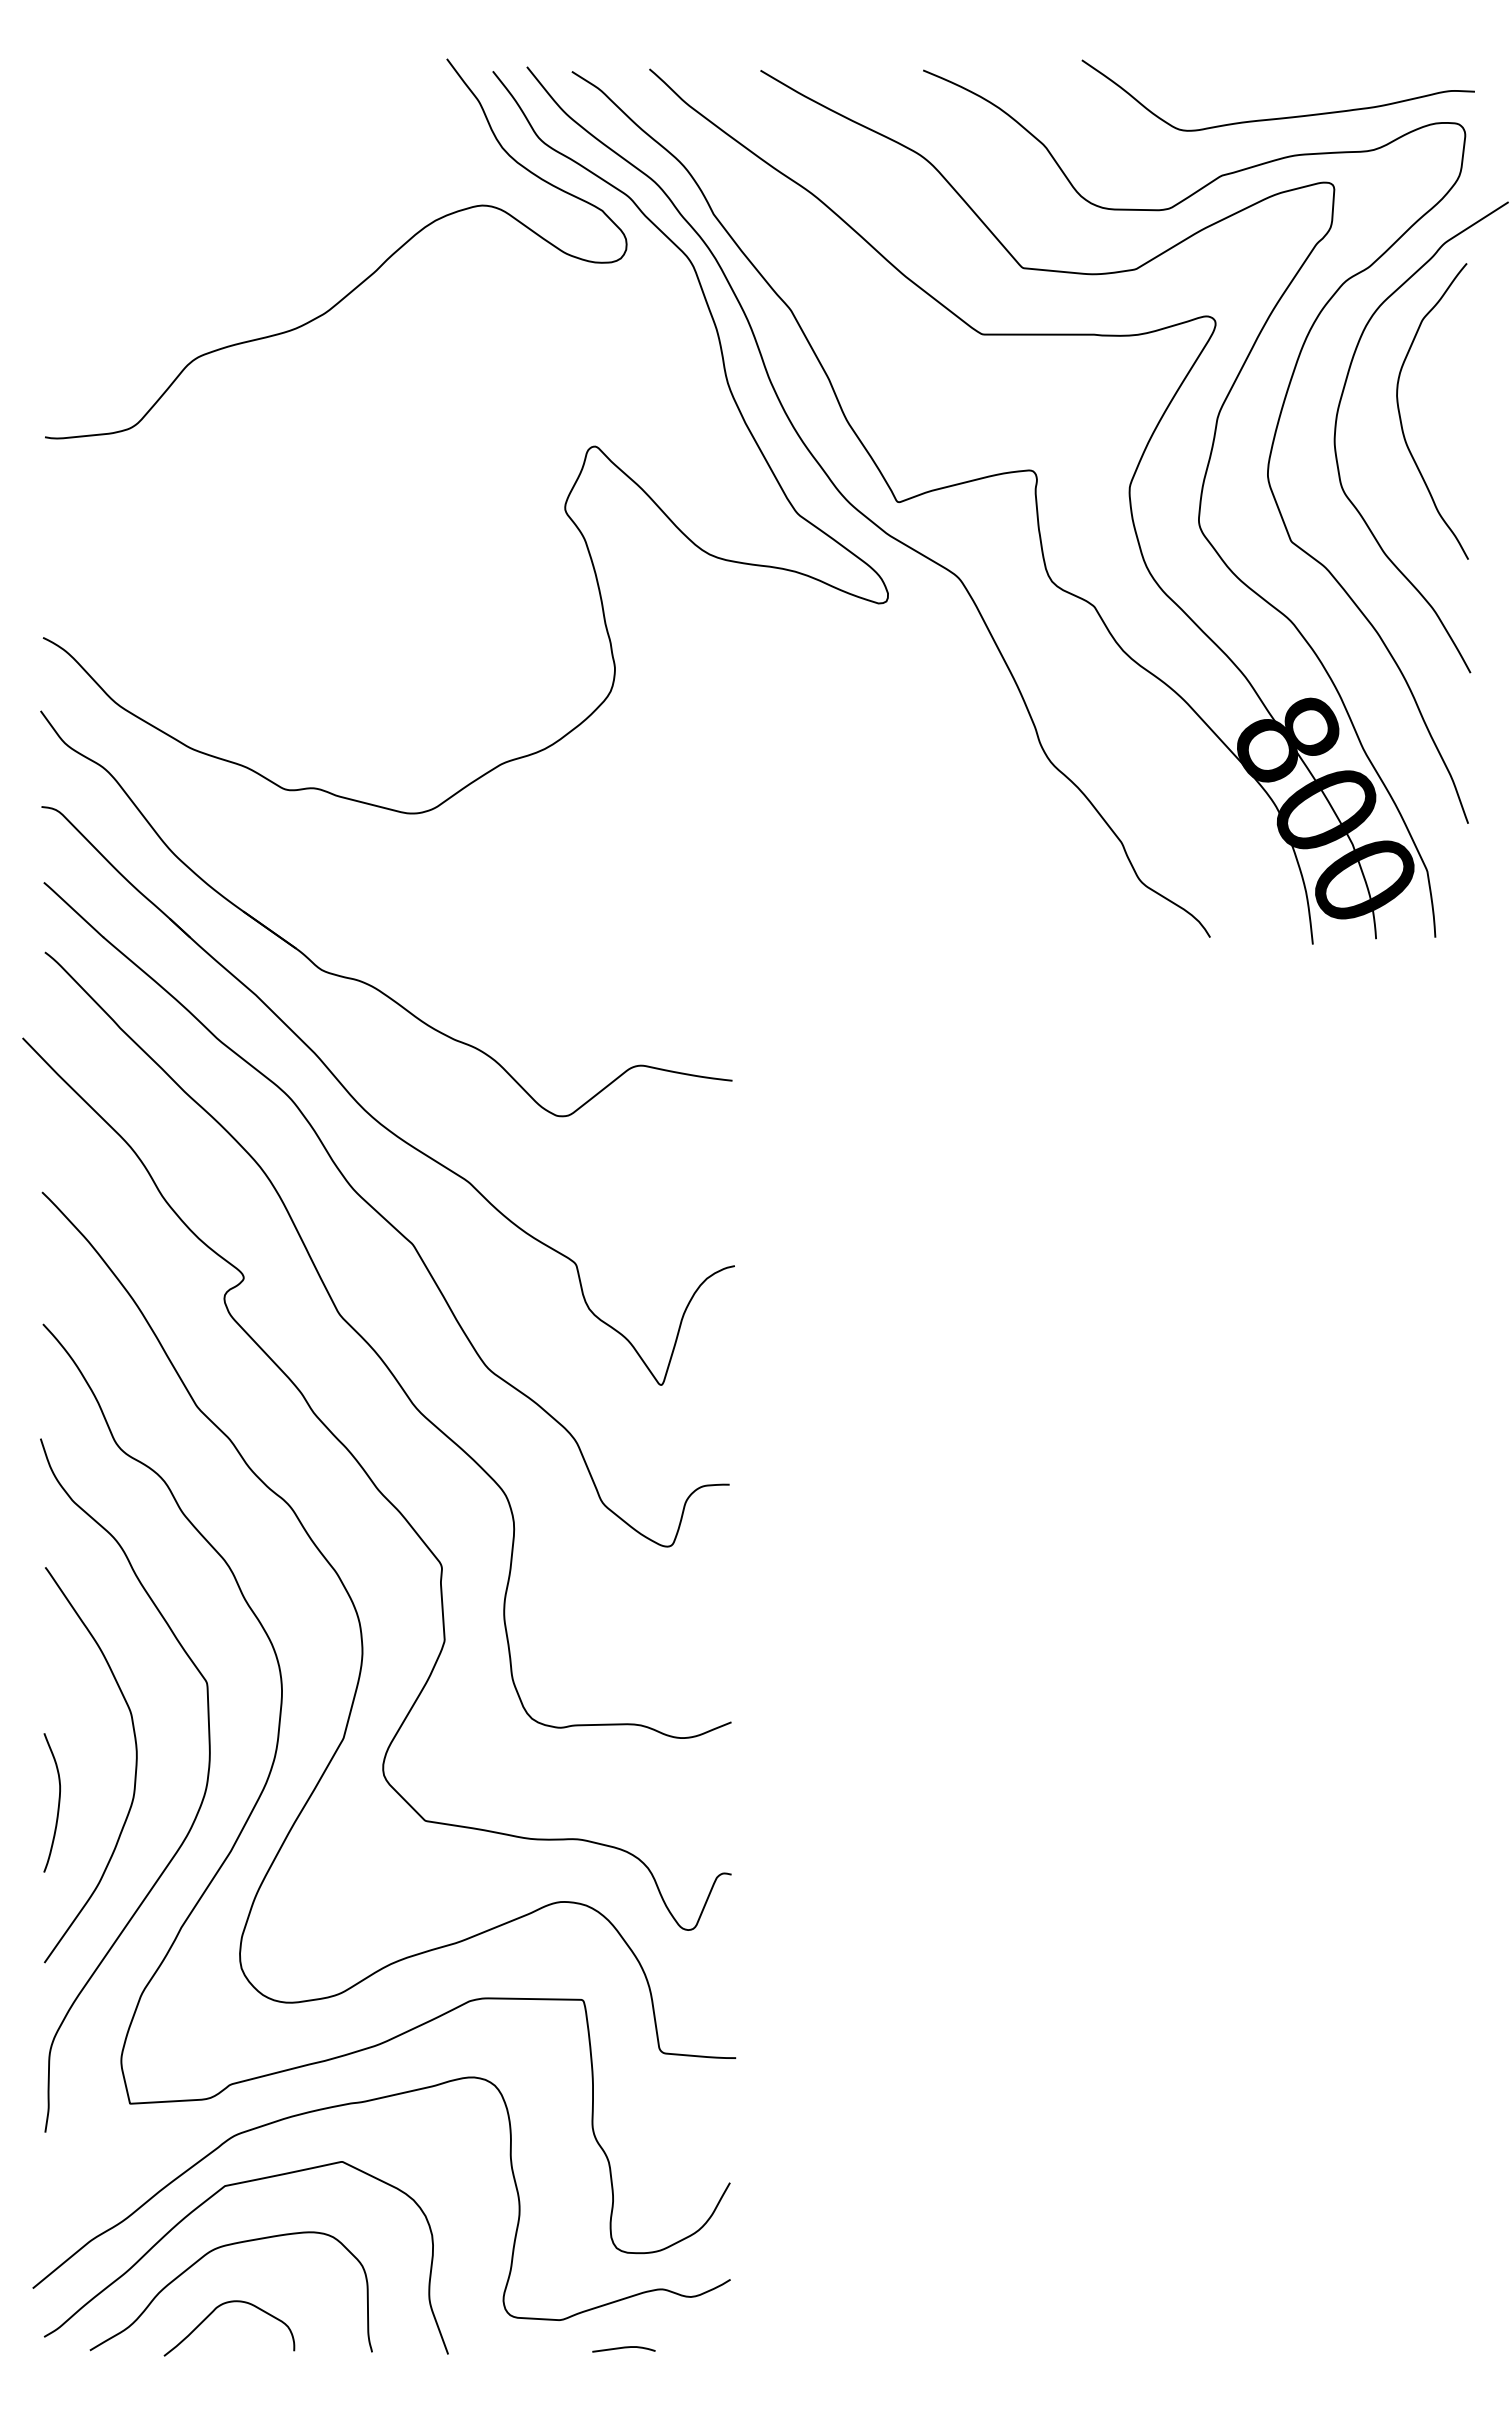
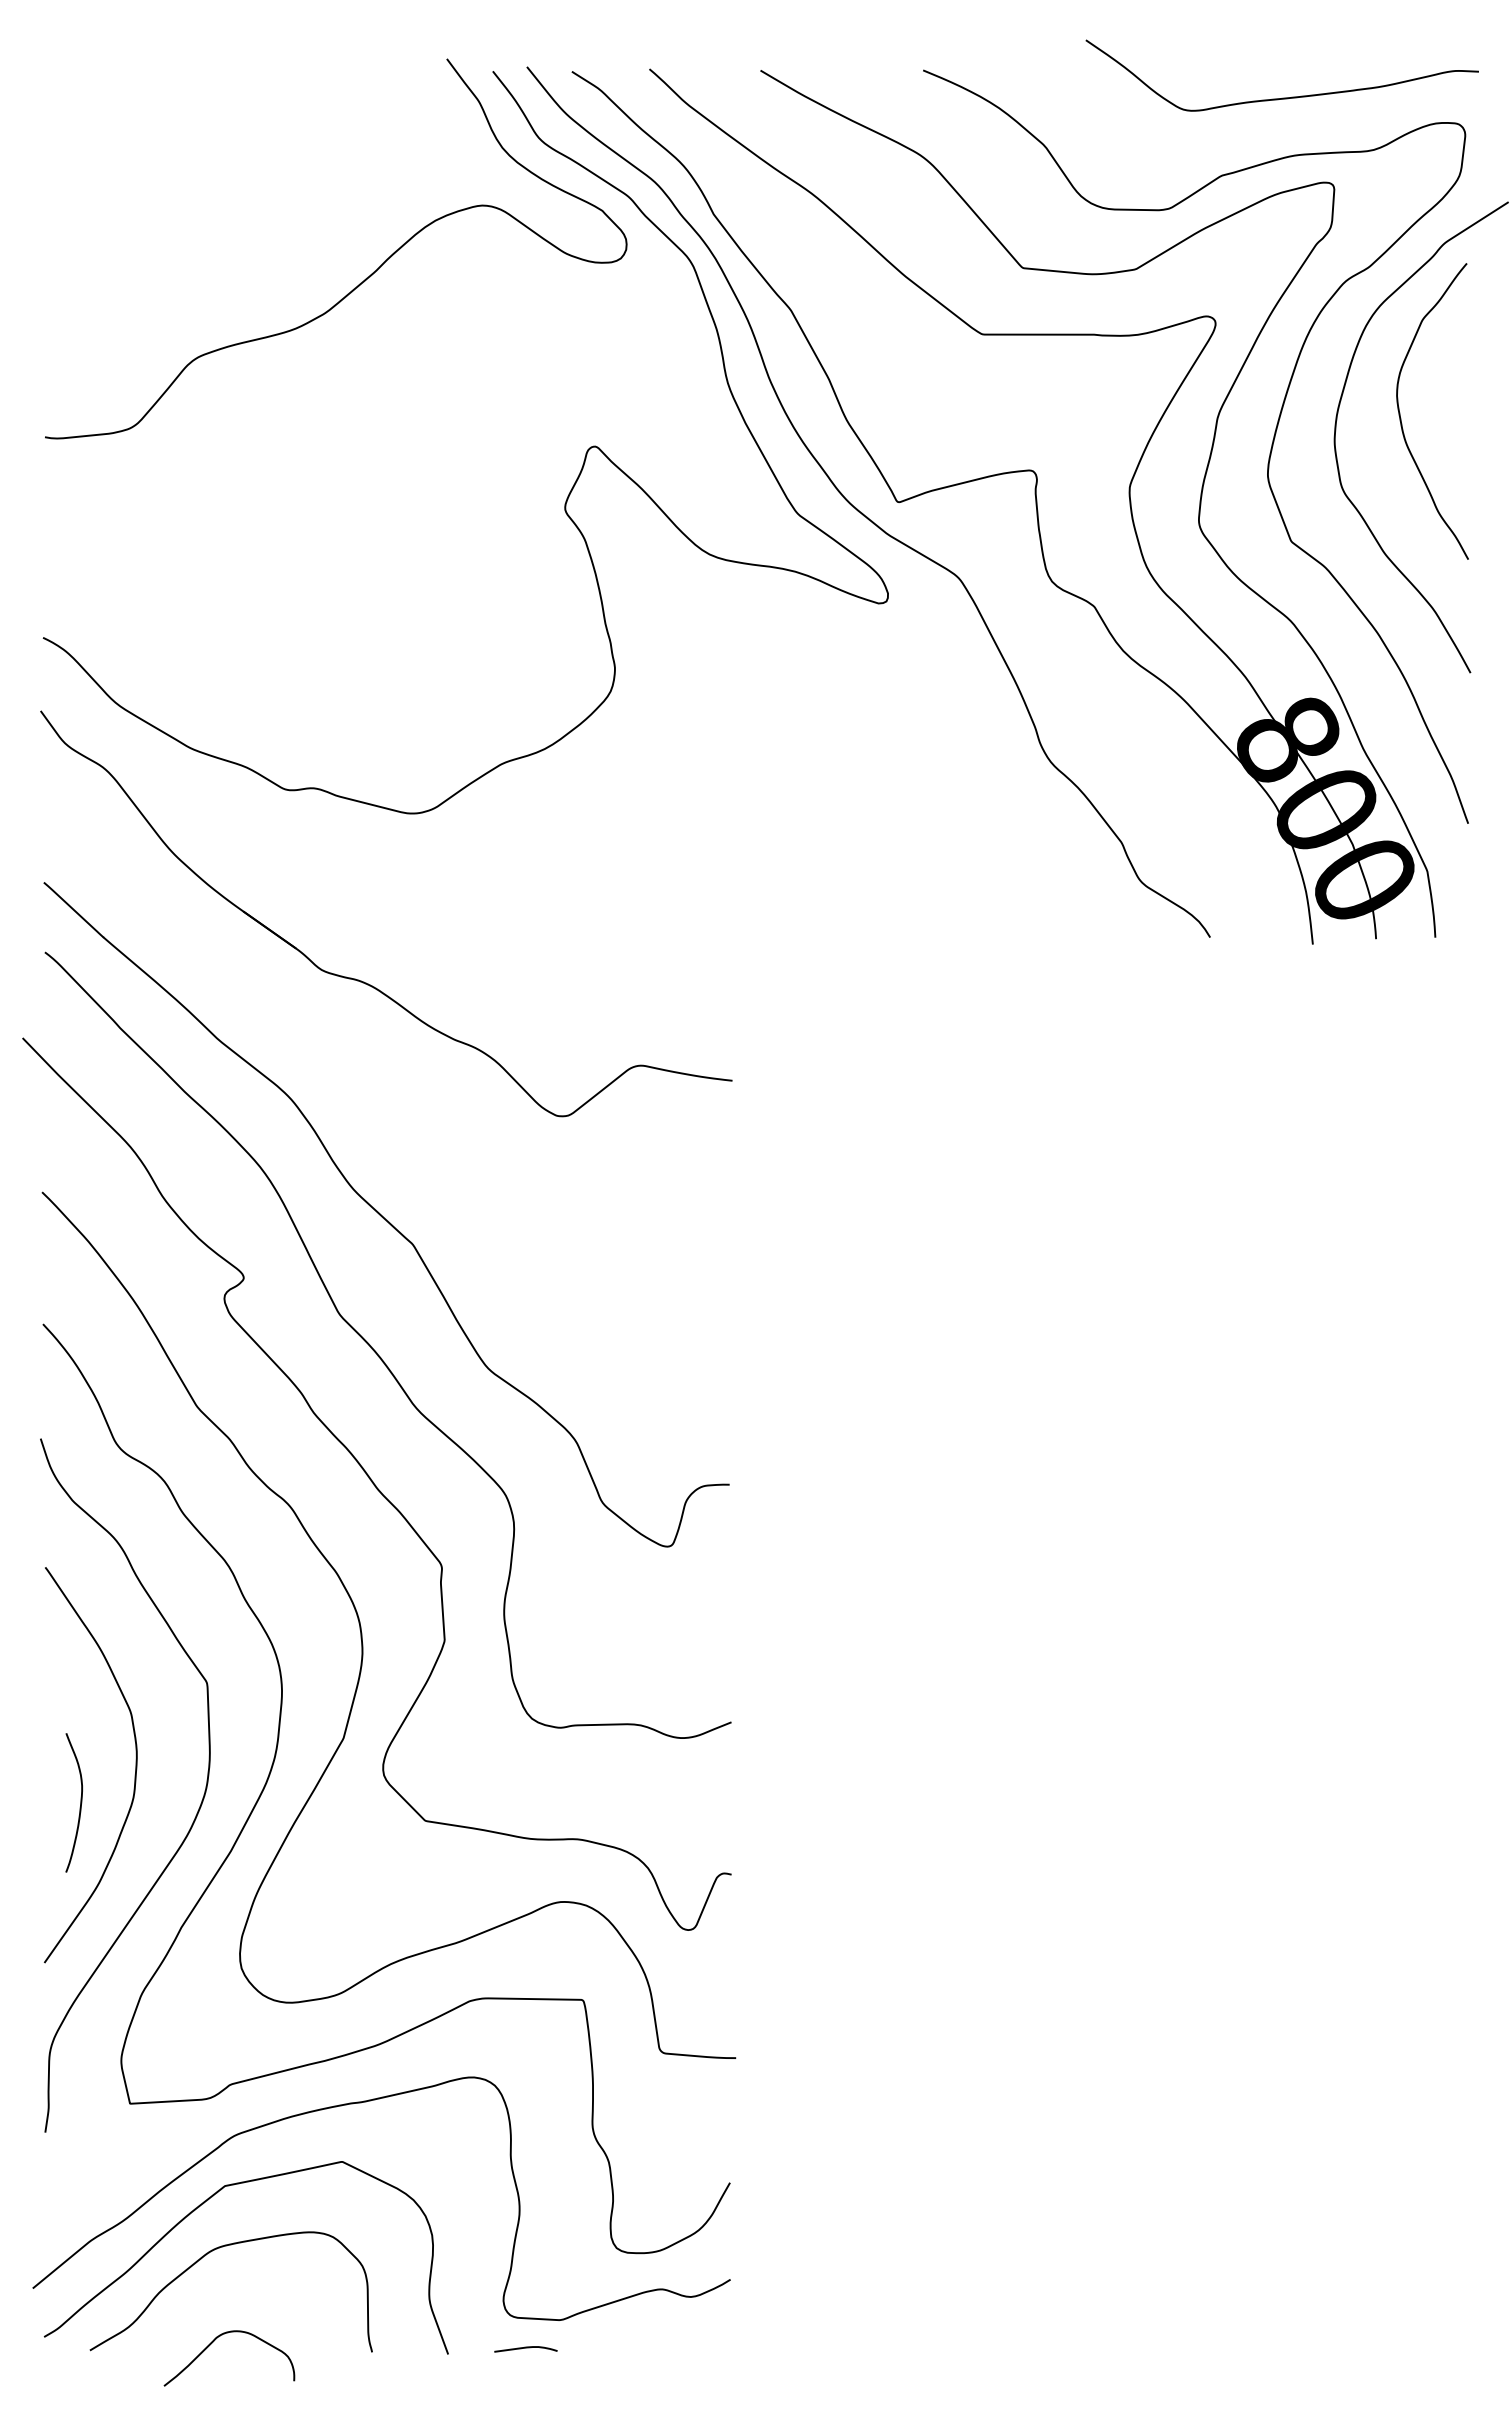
curve position: (1278, 117) -> (1282, 97) (1282, 97)
part: present -> none (372, 1115)
curve position: (58, 1802) -> (80, 1802) (80, 1802)
curve position: (213, 2312) -> (213, 2342) (213, 2342)
curve position: (623, 2348) -> (525, 2348) (525, 2348)
